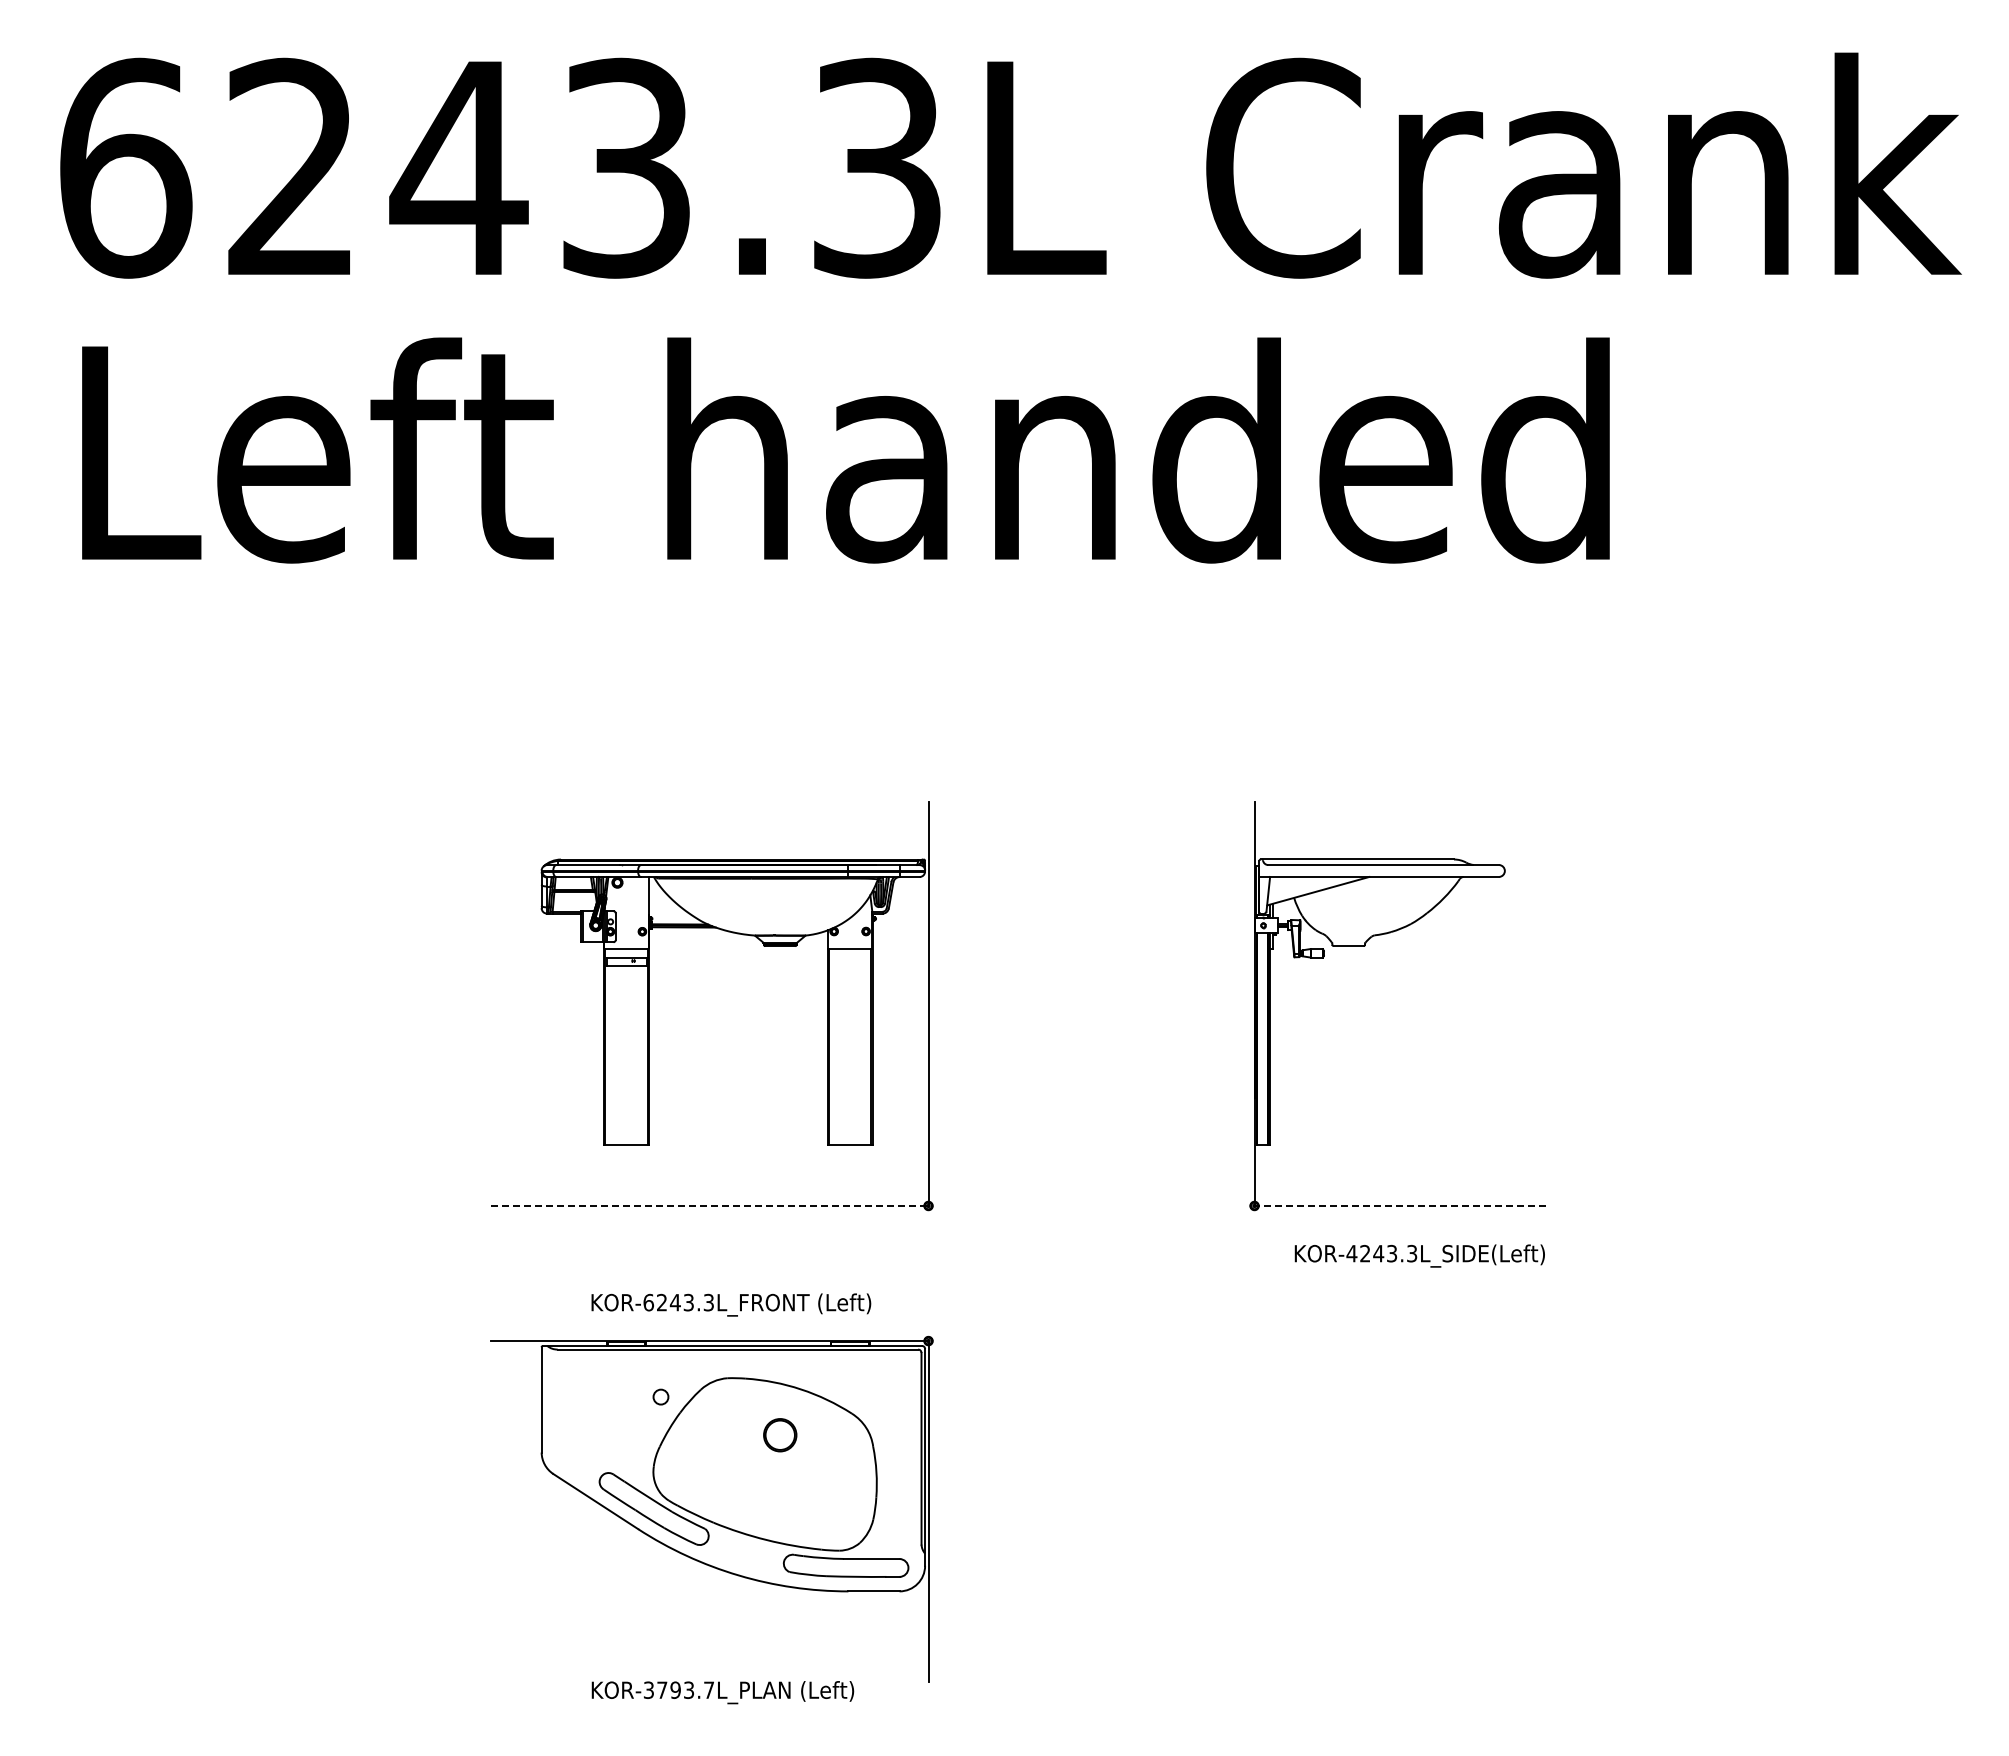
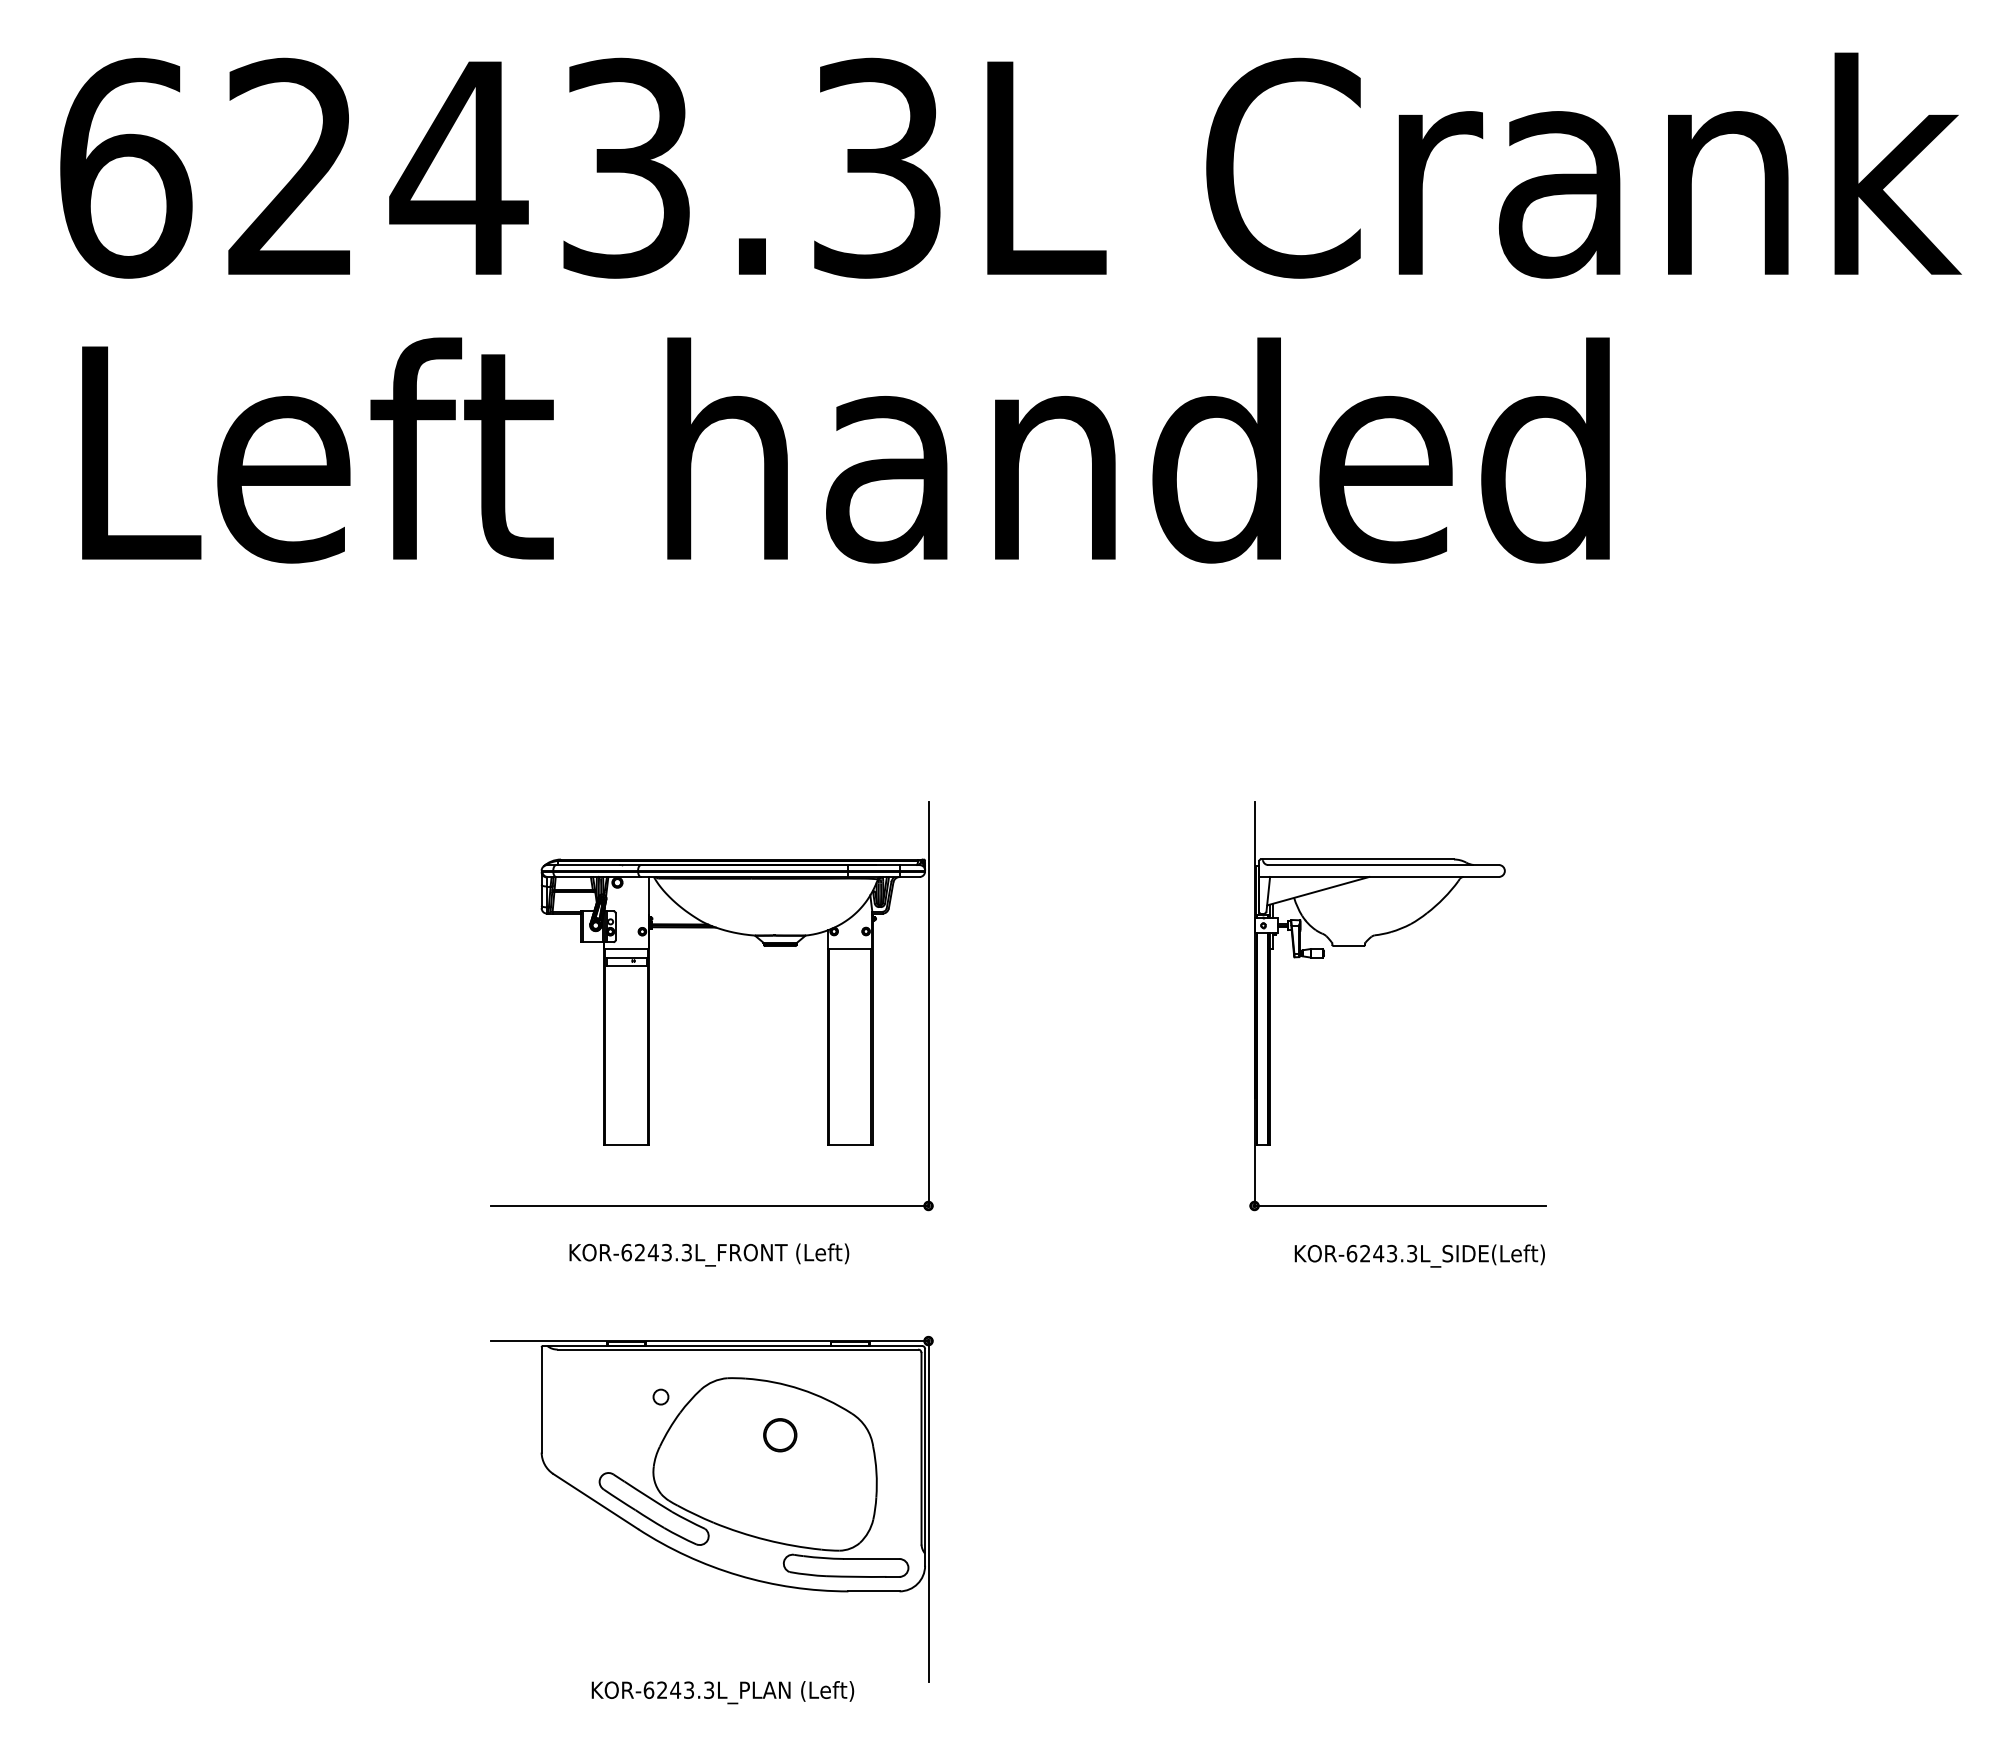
line: dashed -> solid (710, 1205)
line: dashed -> solid (1400, 1205)
text: KOR-4243.3L_SIDE(Left) -> KOR-6243.3L_SIDE(Left) (1351, 1253)
text position: (731, 1304) -> (709, 1254) (709, 1254)
text: KOR-3793.7L_PLAN -> KOR-6243.3L_PLAN (678, 1689)
